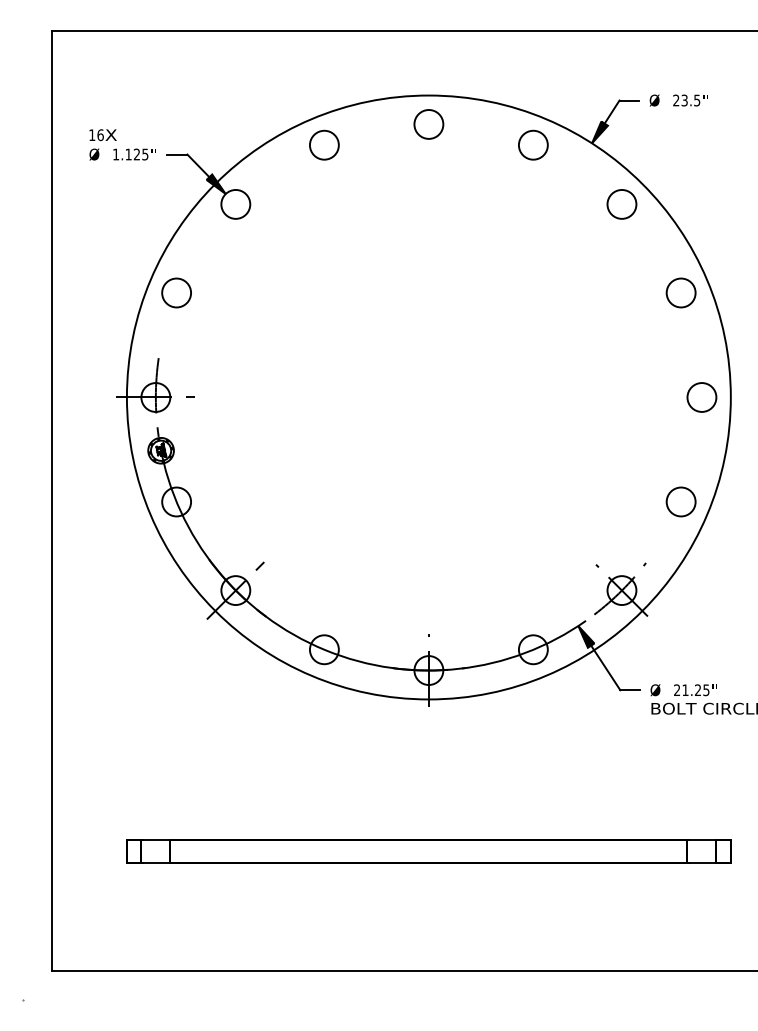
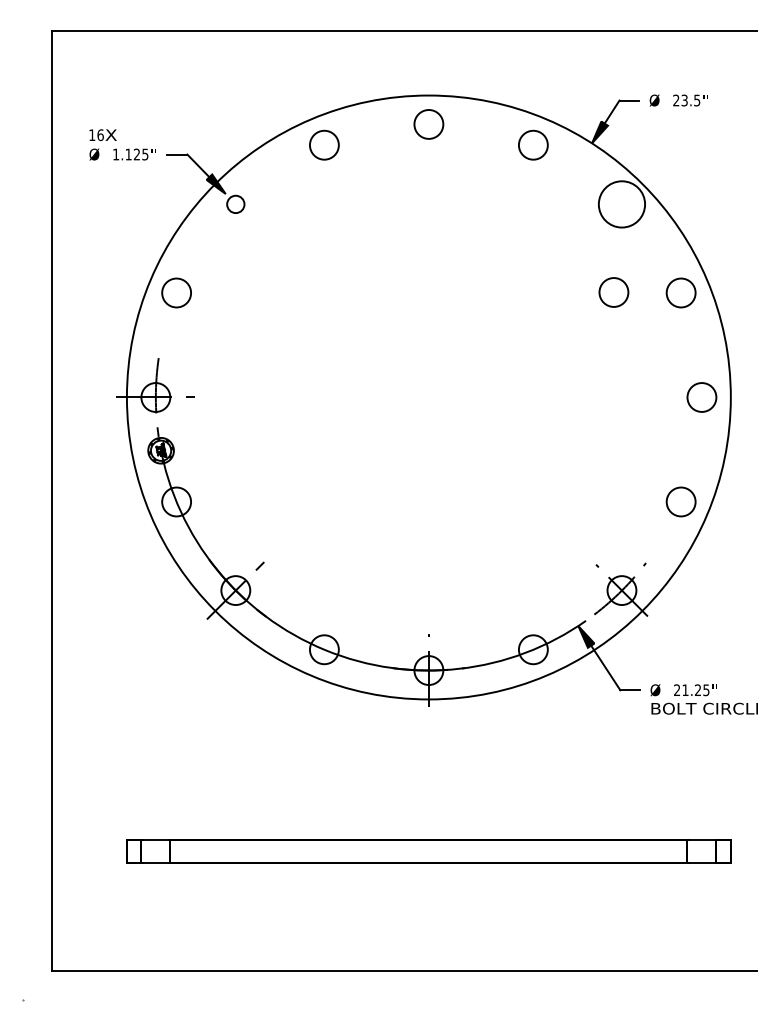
circle diameter: 29 px -> 17 px (235, 204)
circle diameter: 29 px -> 46 px (621, 204)
circle: none -> present (613, 292)
